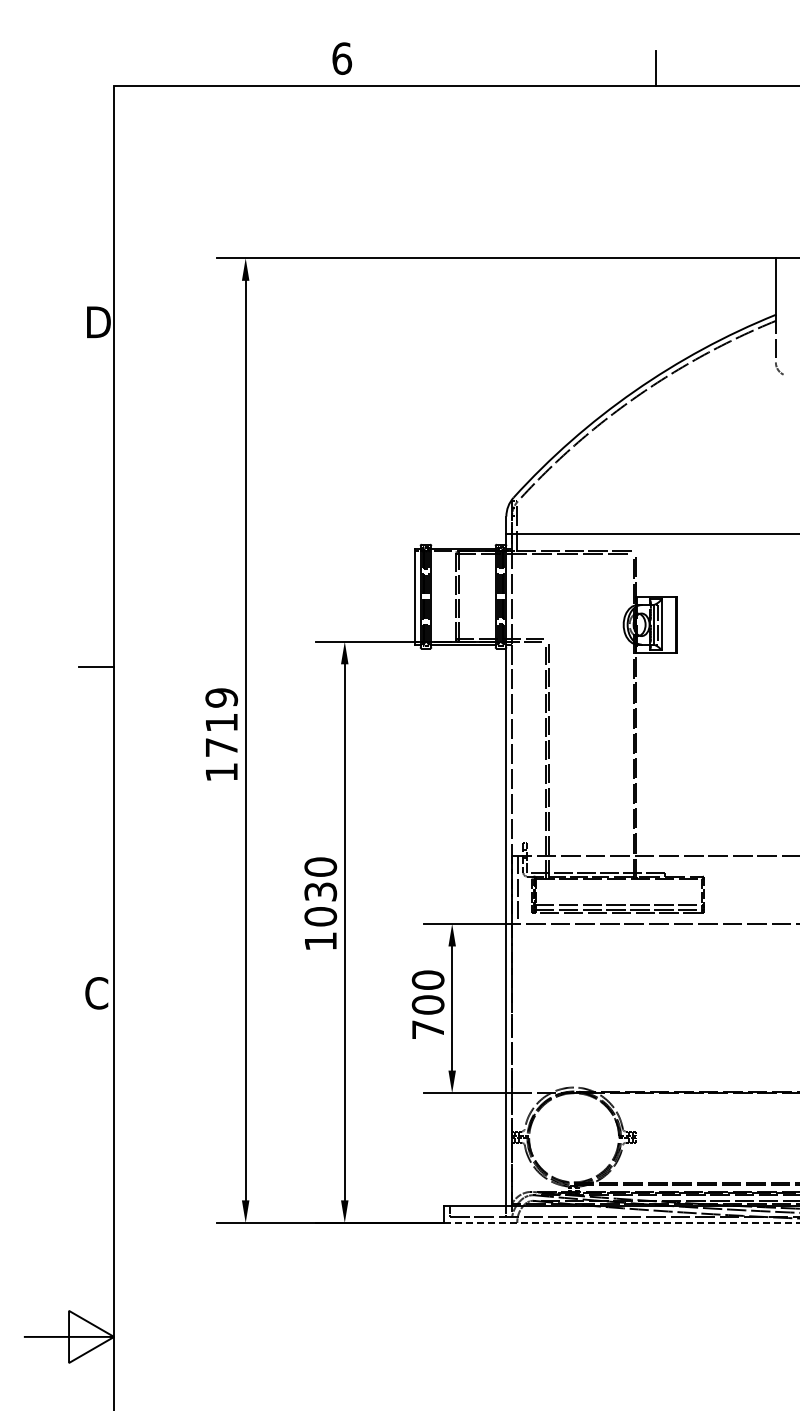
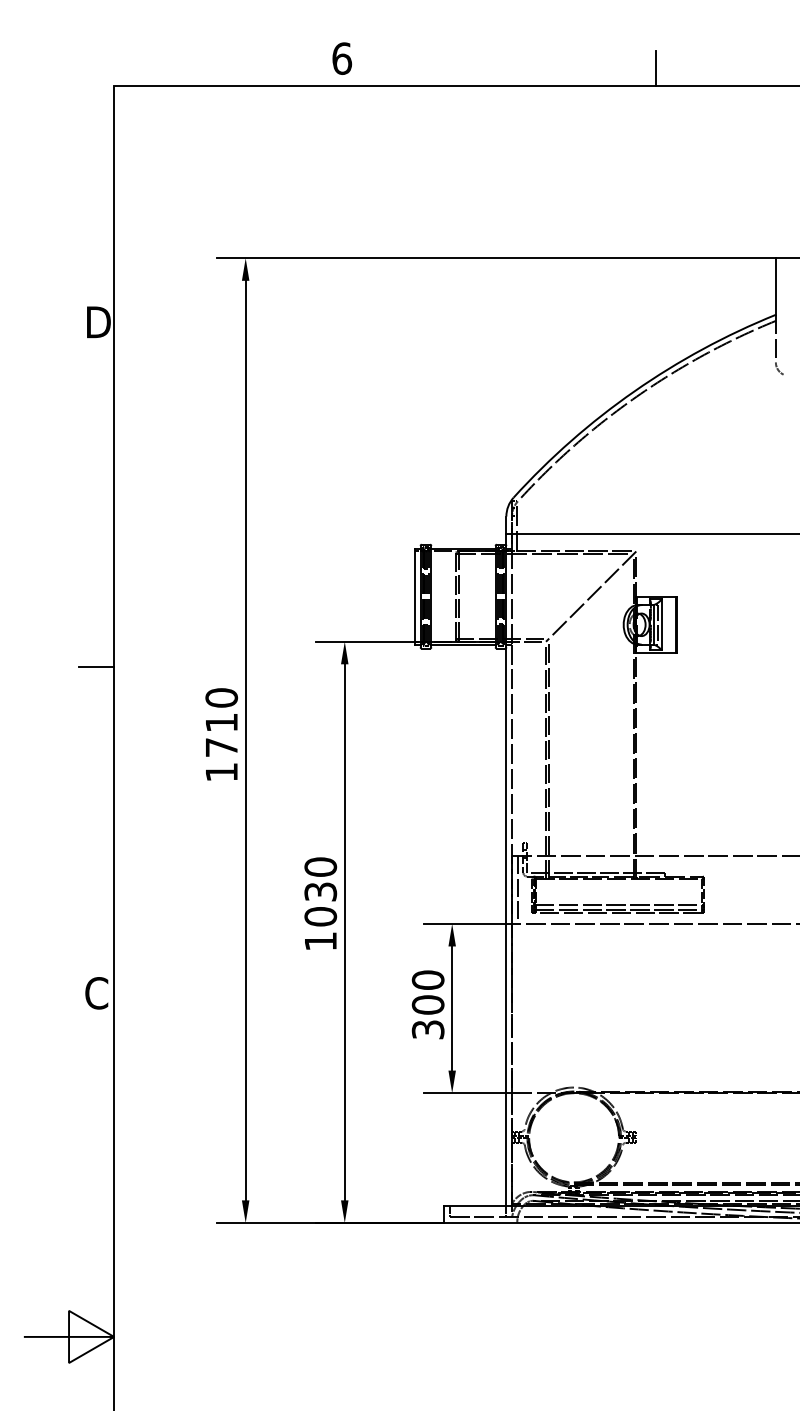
line: none -> present (591, 596)
text: 1719 -> 1710 (221, 697)
text: 700 -> 300 (427, 1029)
line: dashed -> solid (622, 1222)
